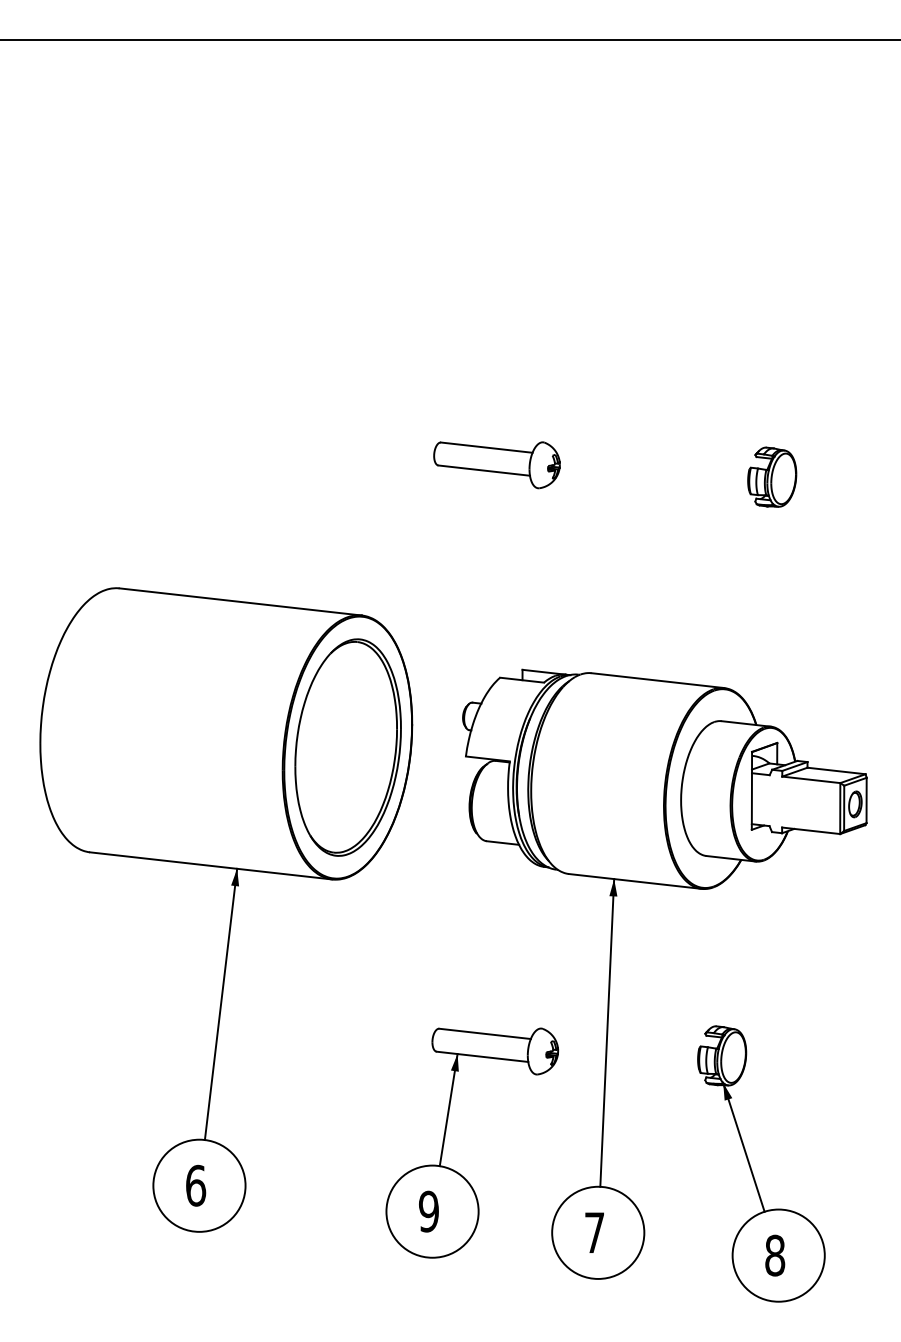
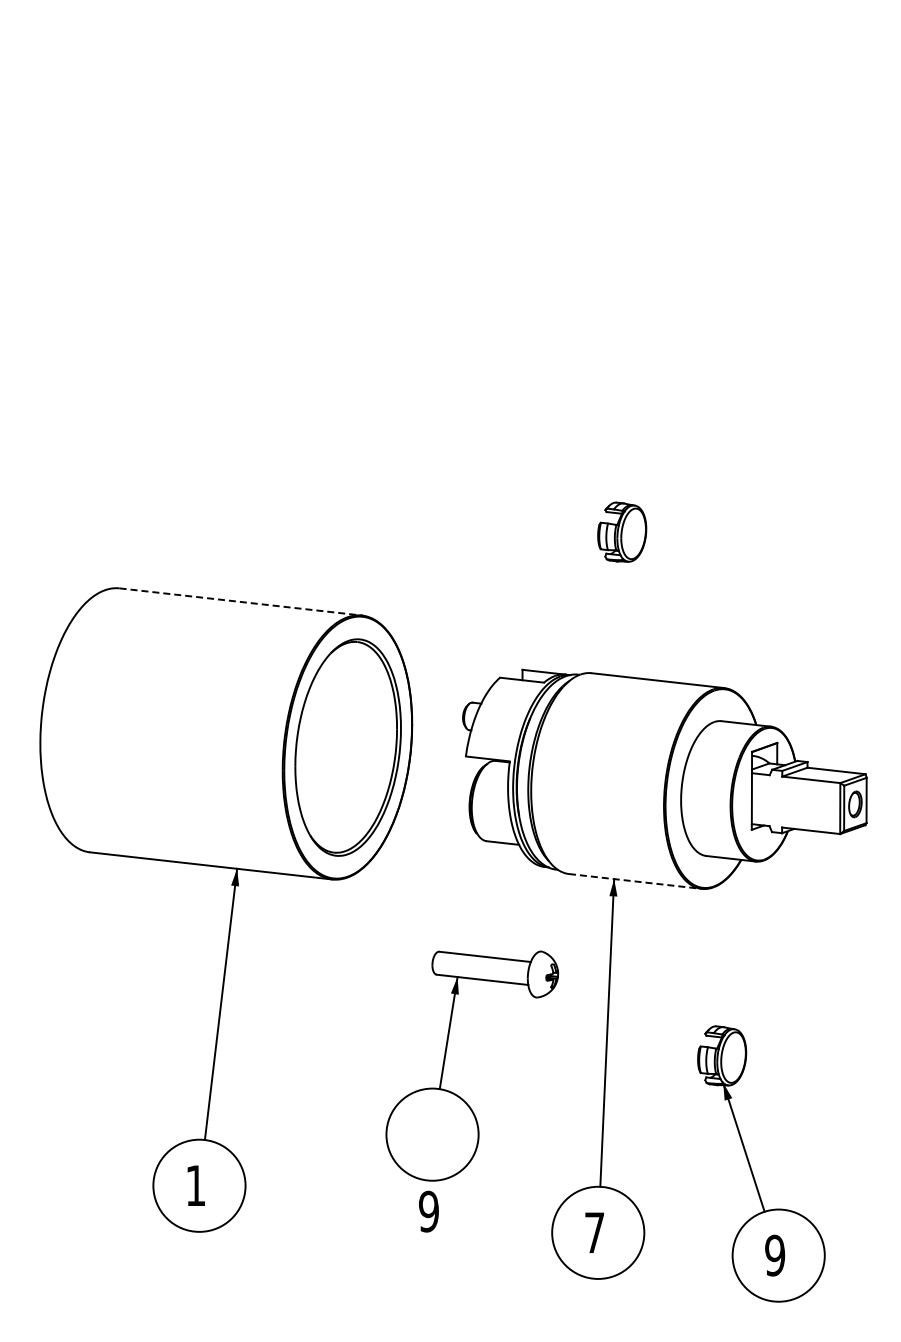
line: present -> none (449, 40)
part: present -> none (496, 465)
part position: (772, 476) -> (622, 531) (622, 531)
line: solid -> dashed (240, 601)
line: solid -> dashed (635, 881)
part position: (445, 1138) -> (445, 1061) (445, 1061)
text: 6 -> 1 (196, 1185)
text: 8 -> 9 (775, 1255)
